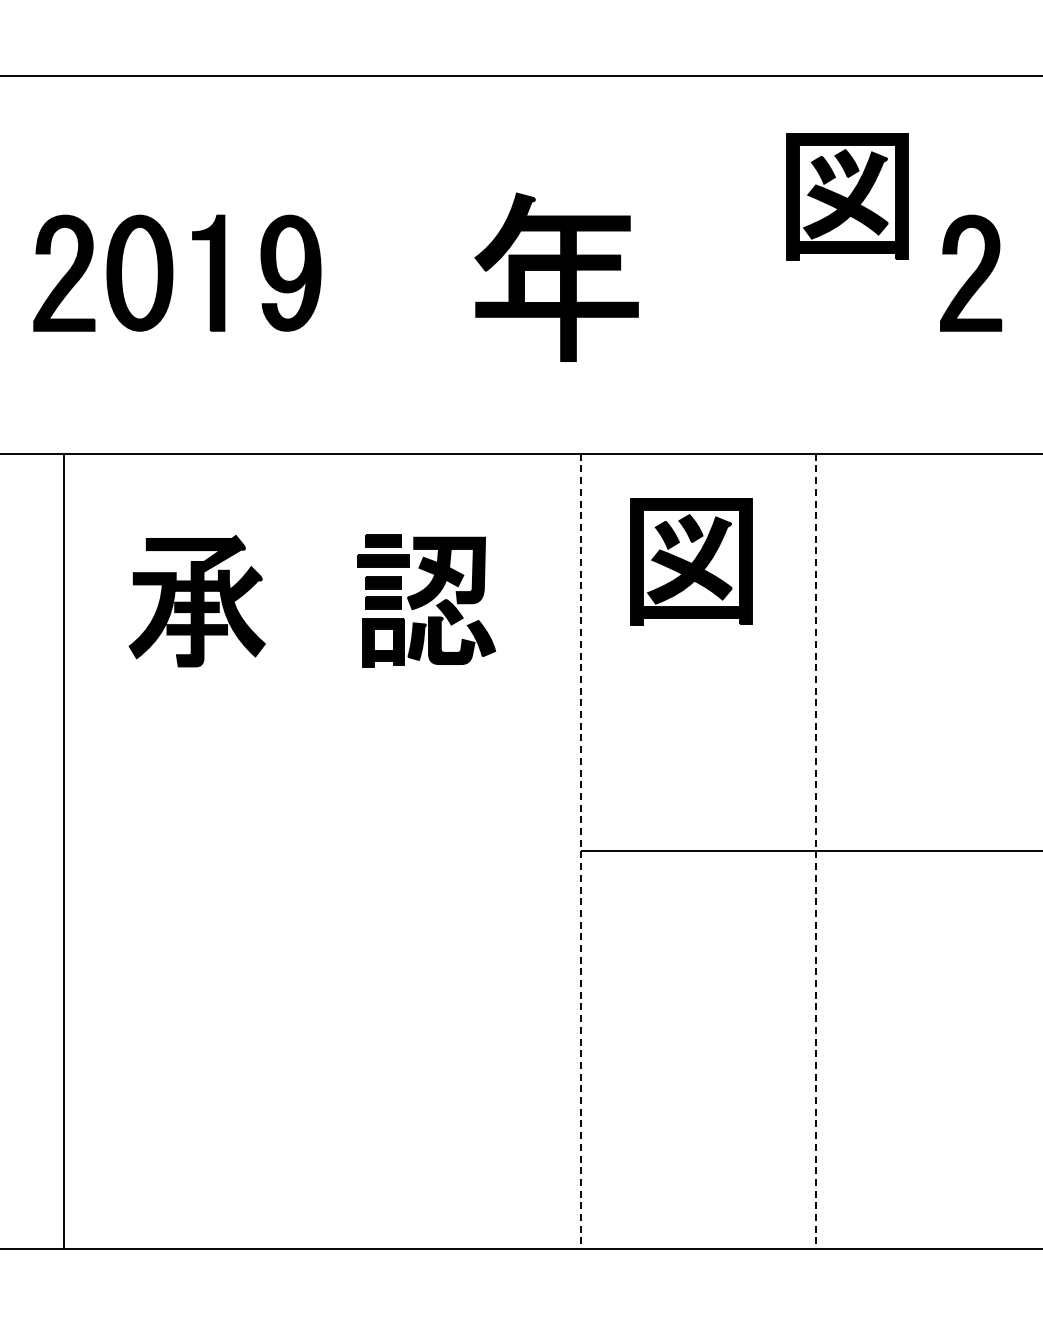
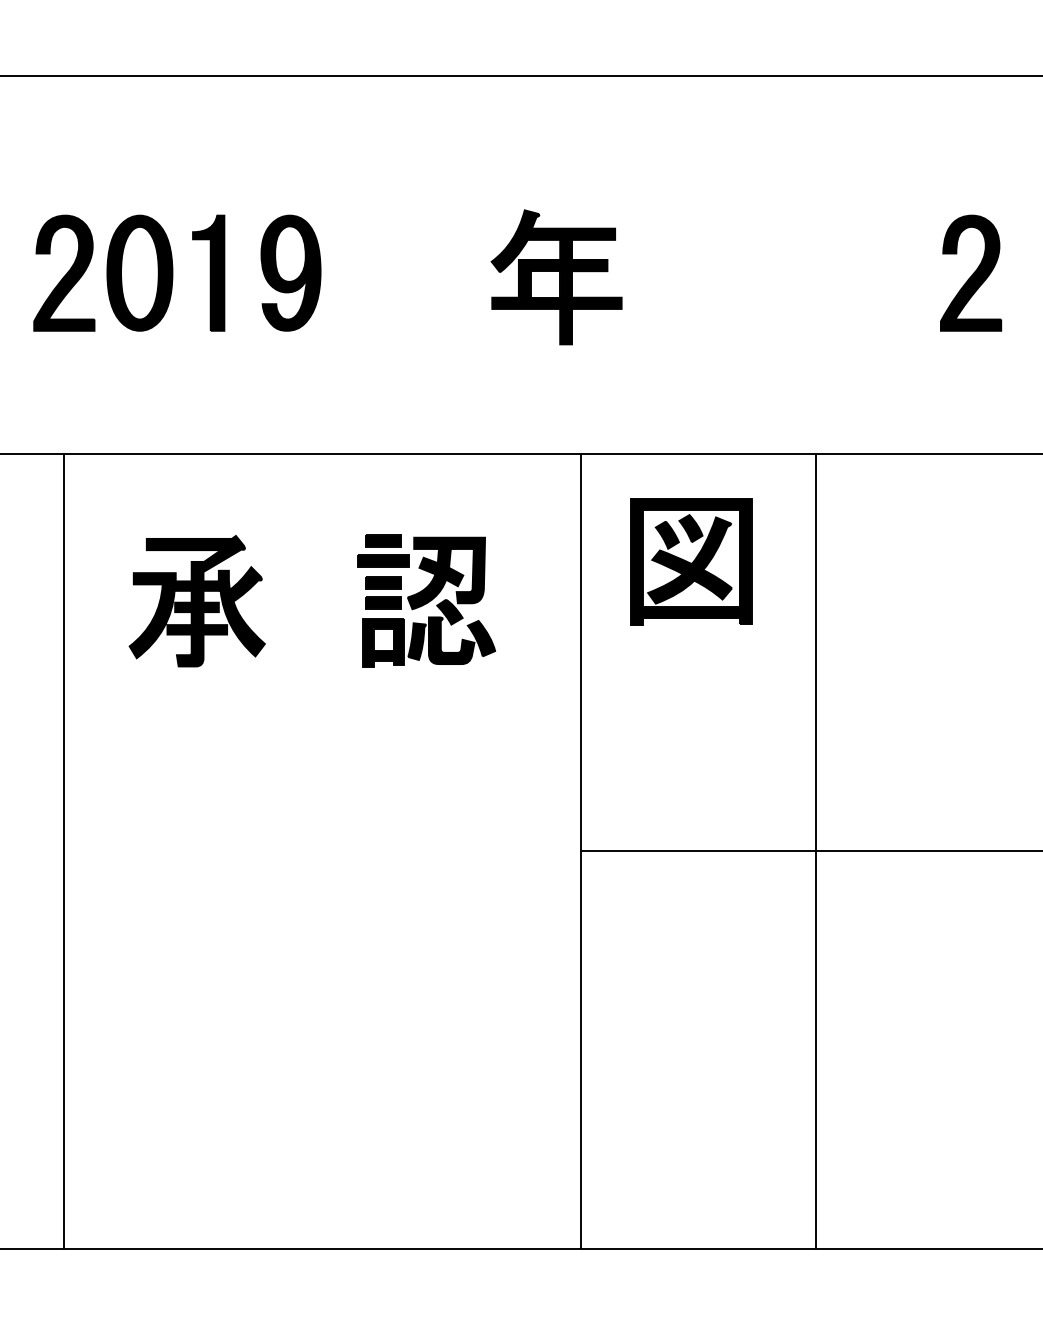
part: present -> none (847, 196)
part size: 165x170 px -> 133x137 px (556, 277)
line: dashed -> solid (581, 851)
line: dashed -> solid (816, 851)
